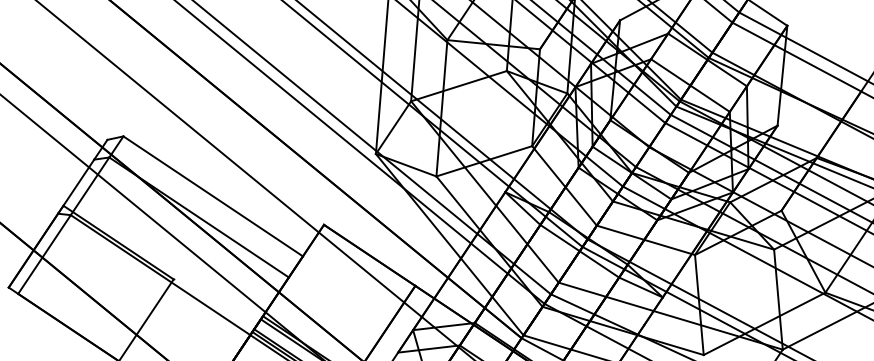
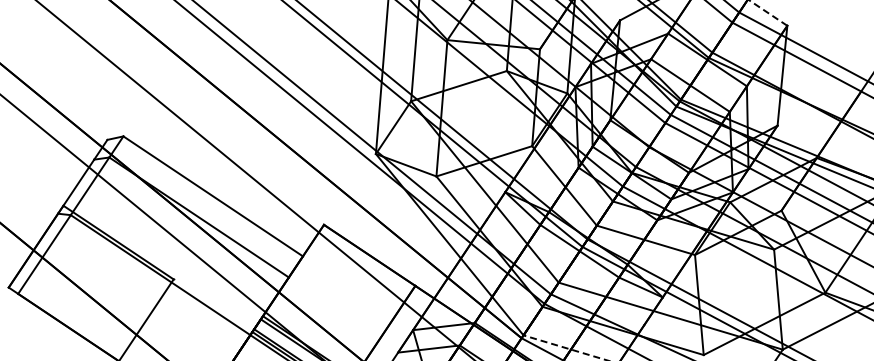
line: solid -> dashed (768, 13)
line: solid -> dashed (565, 347)
